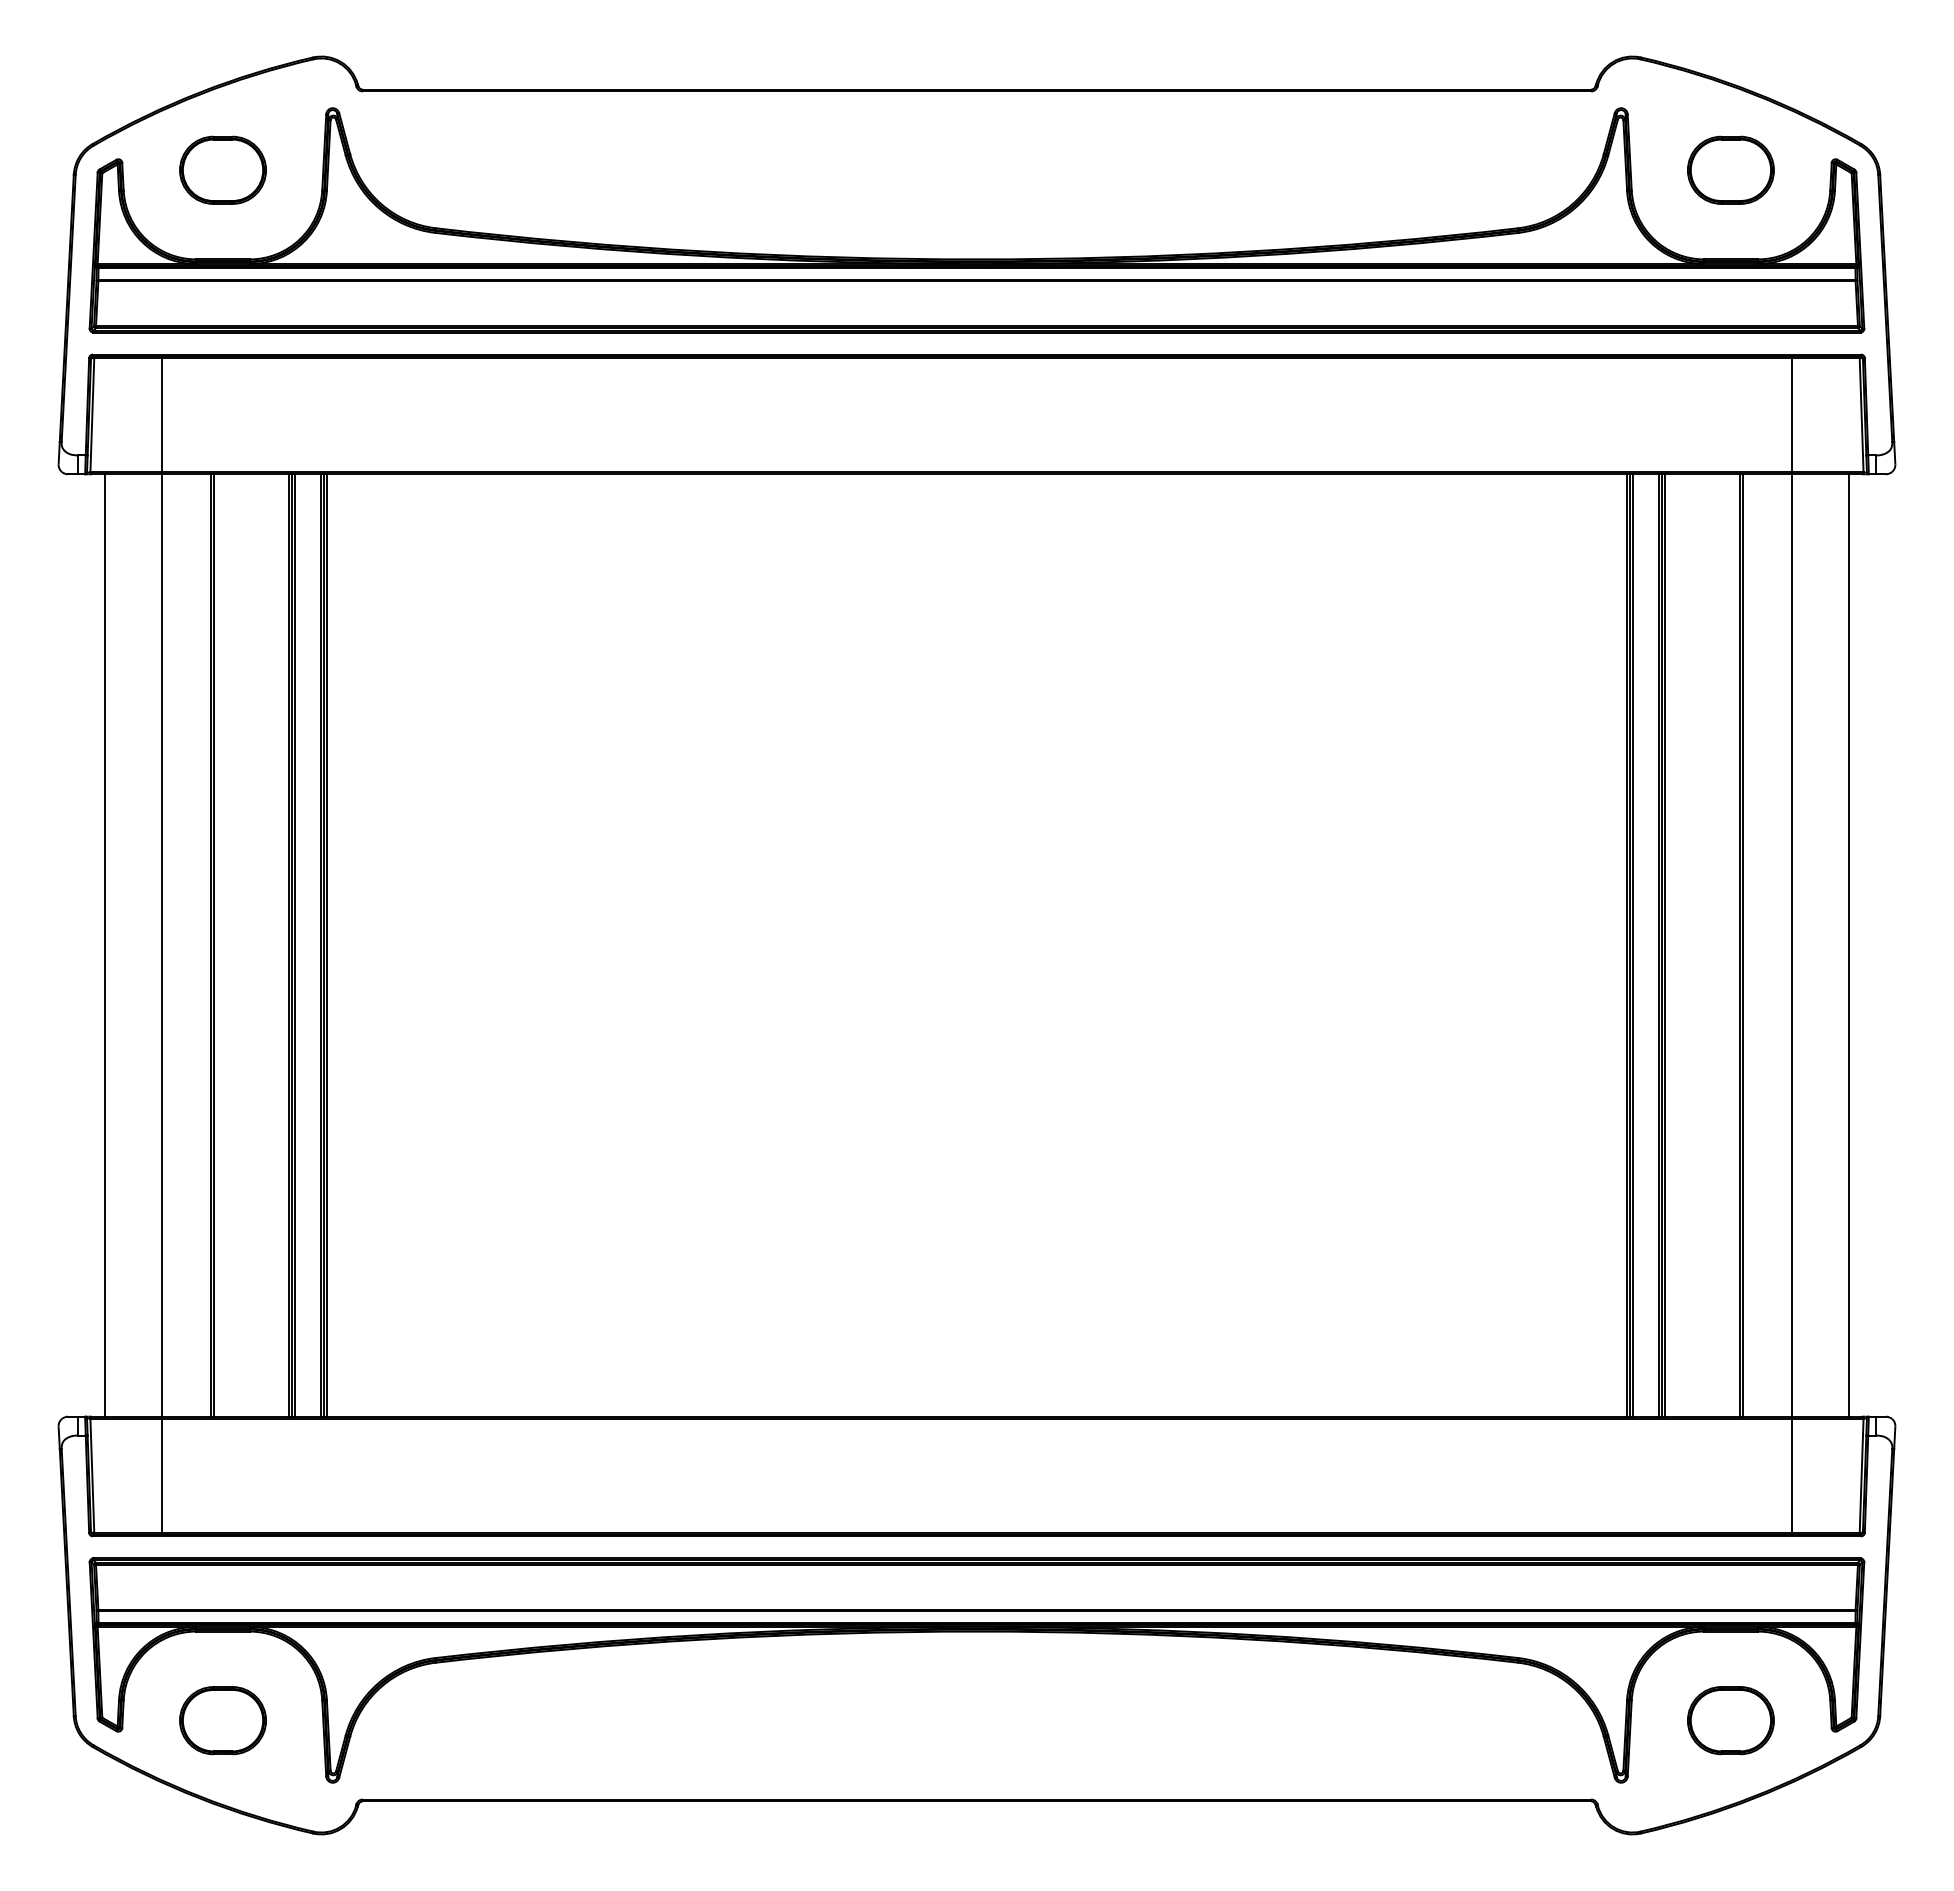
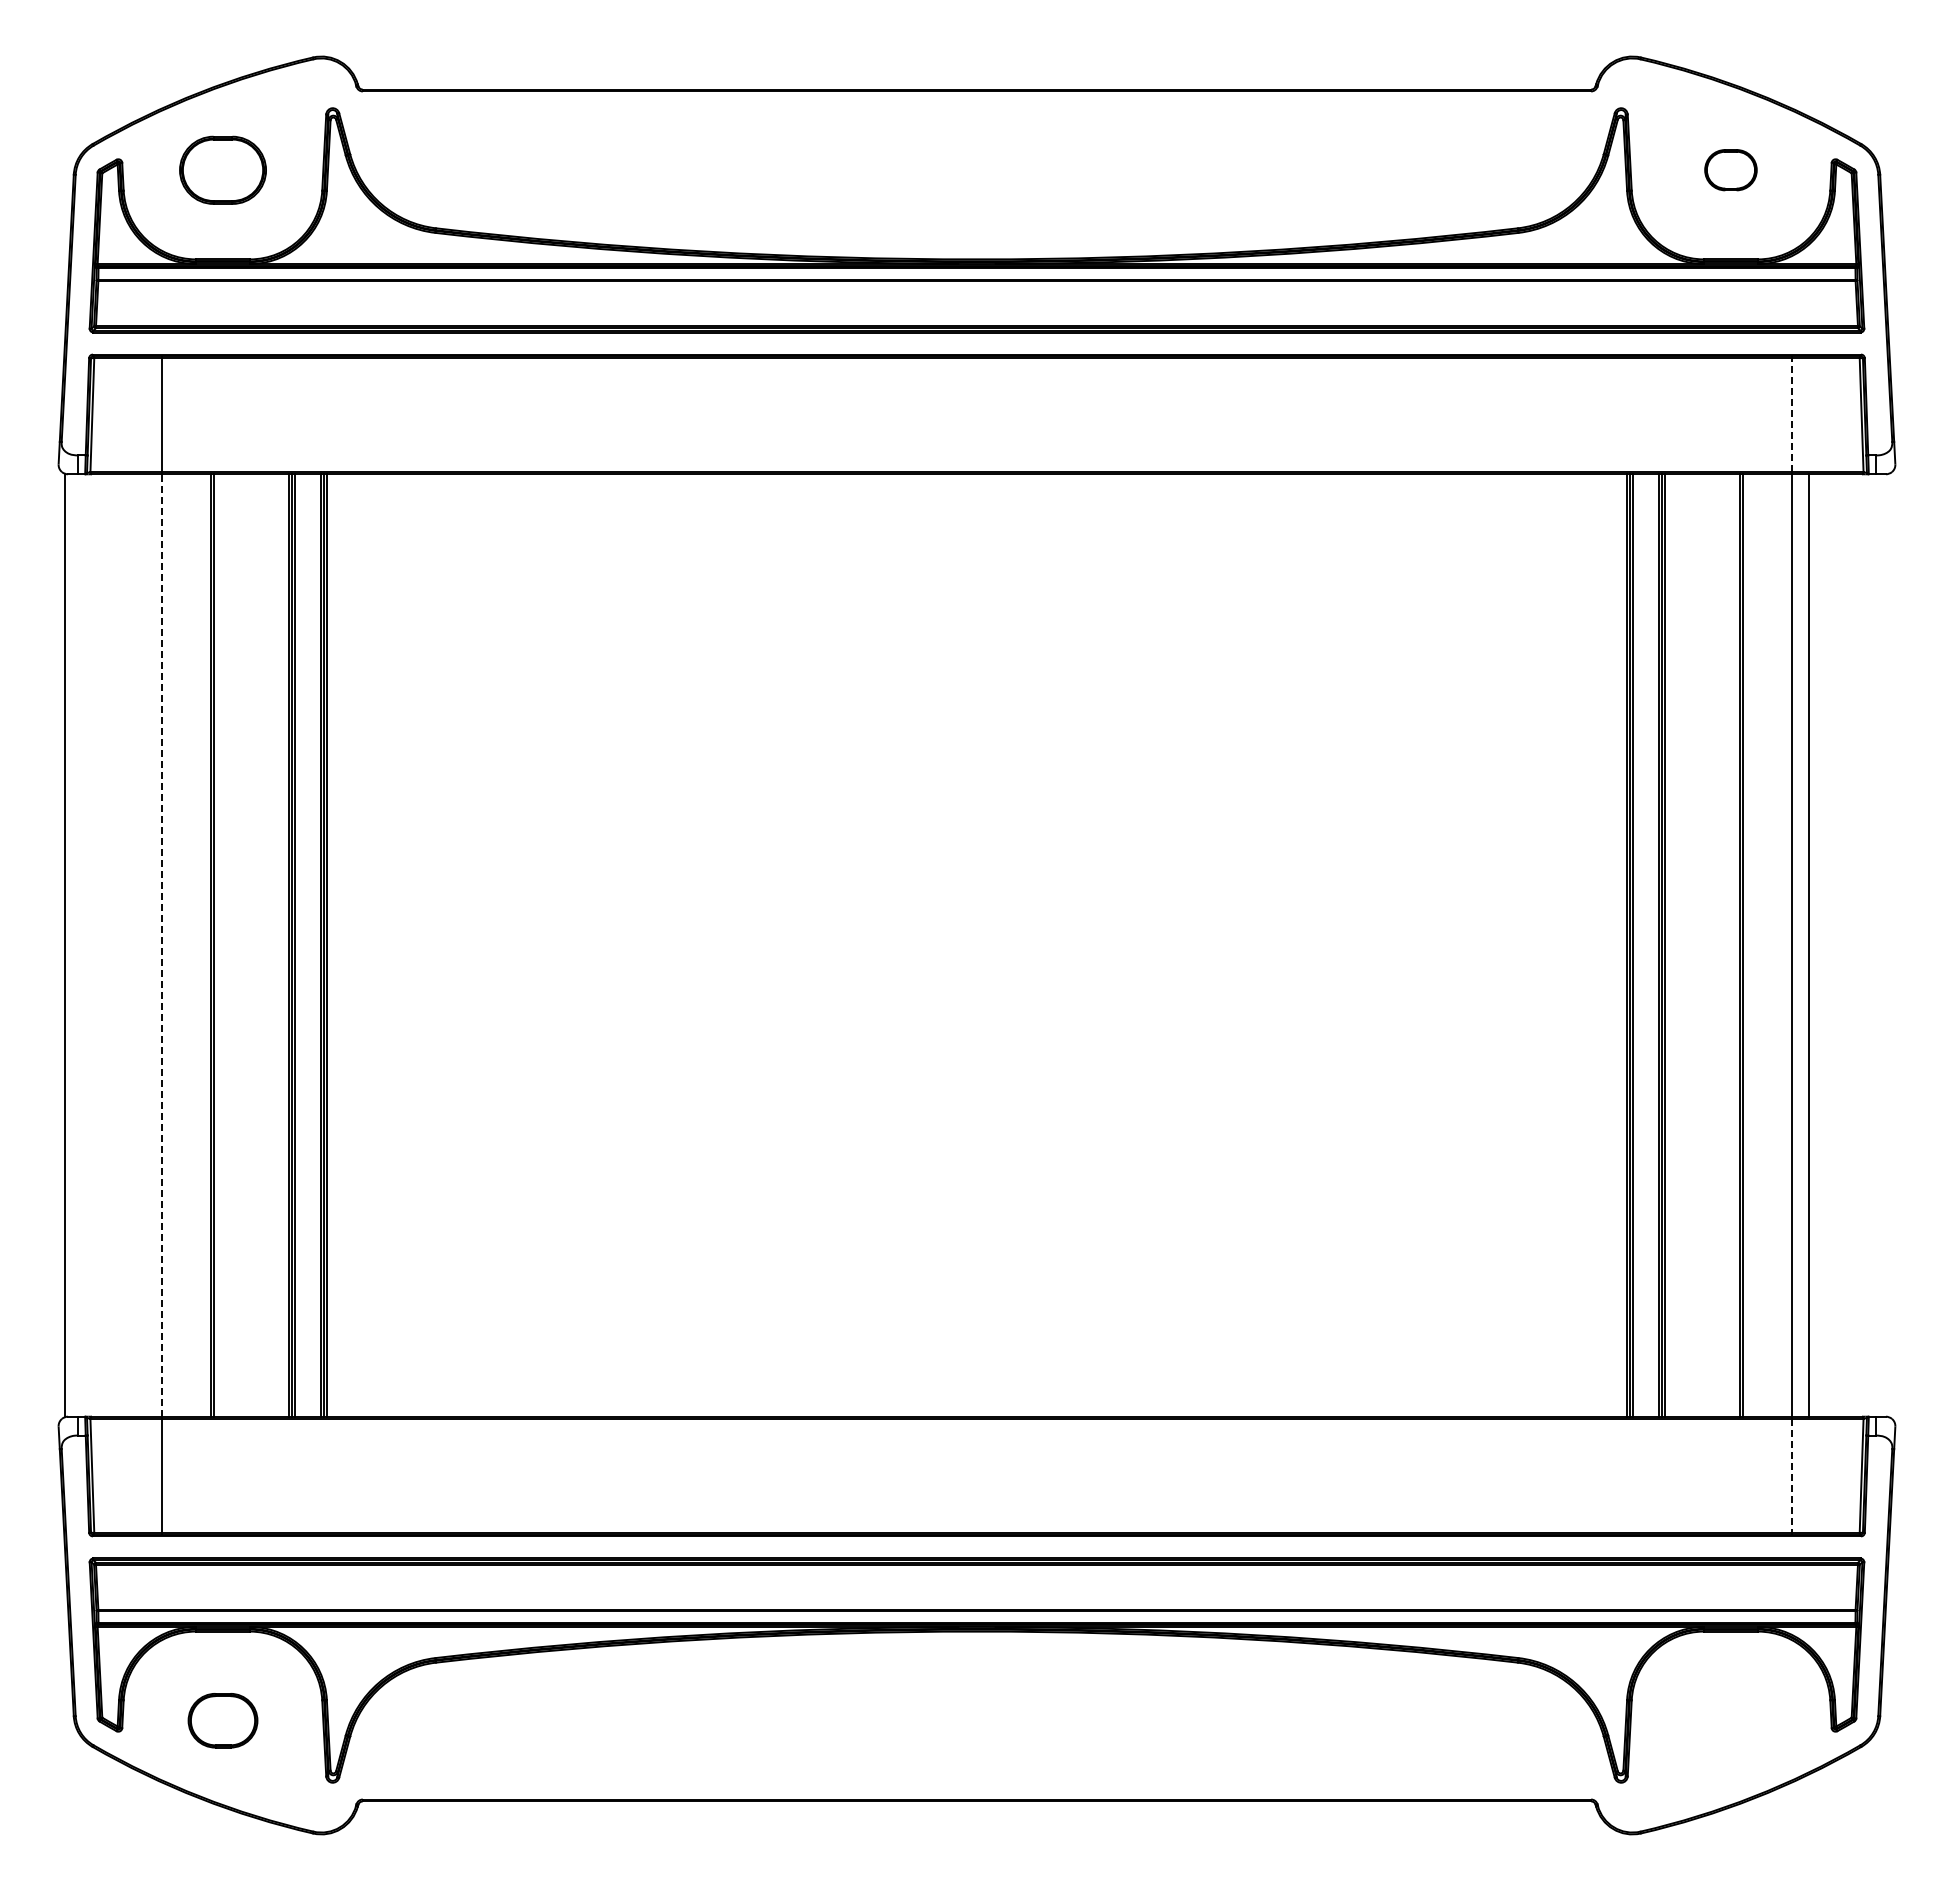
part size: 88x70 px -> 54x43 px (1730, 170)
line: solid -> dashed (1792, 414)
line position: (105, 945) -> (65, 945) (65, 945)
line: solid -> dashed (161, 945)
line position: (1848, 945) -> (1808, 945) (1808, 945)
line: solid -> dashed (1792, 1476)
part size: 88x70 px -> 72x56 px (222, 1720)
part: present -> none (1730, 1720)
